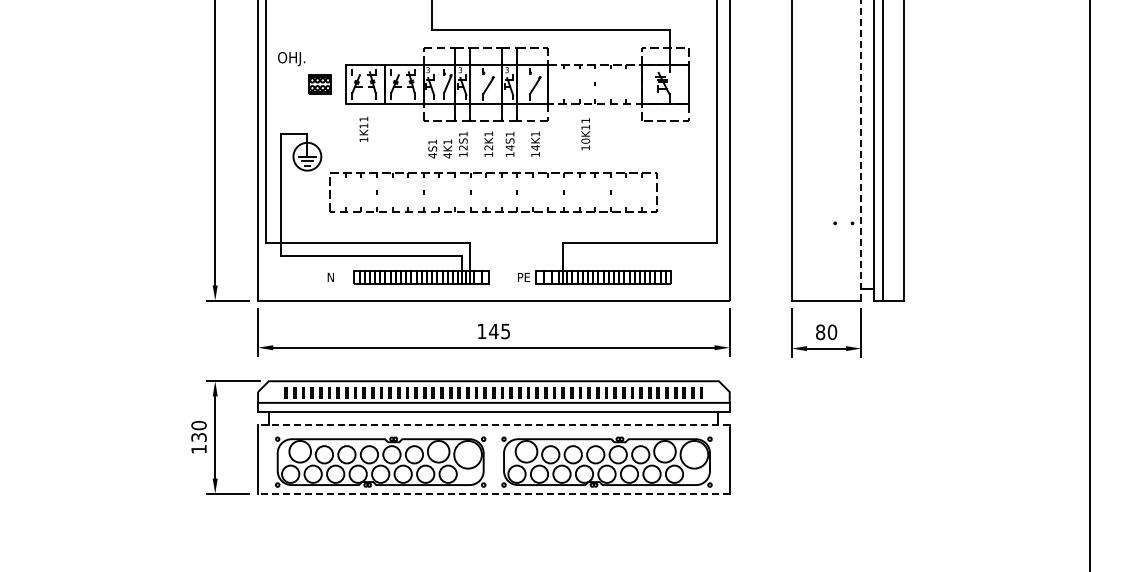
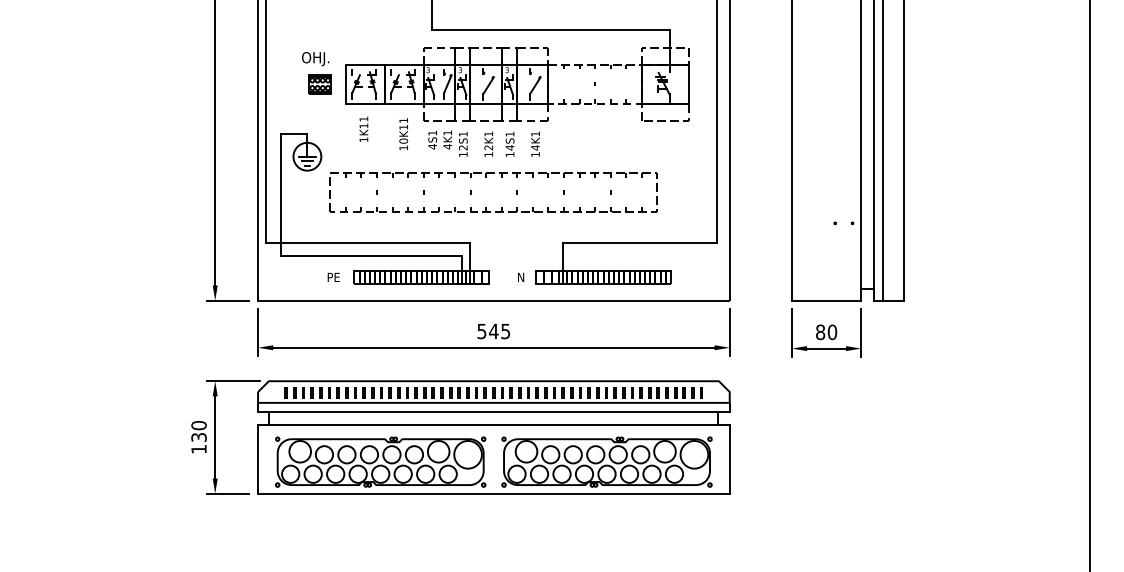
text position: (291, 59) -> (315, 59) (315, 59)
text position: (585, 134) -> (403, 134) (403, 134)
text position: (439, 148) -> (439, 139) (439, 139)
line: dashed -> solid (861, 150)
text: N -> PE (333, 276)
text: PE -> N (524, 276)
text: 145 -> 545 (481, 331)
line: dashed -> solid (493, 424)
line: dashed -> solid (493, 493)
